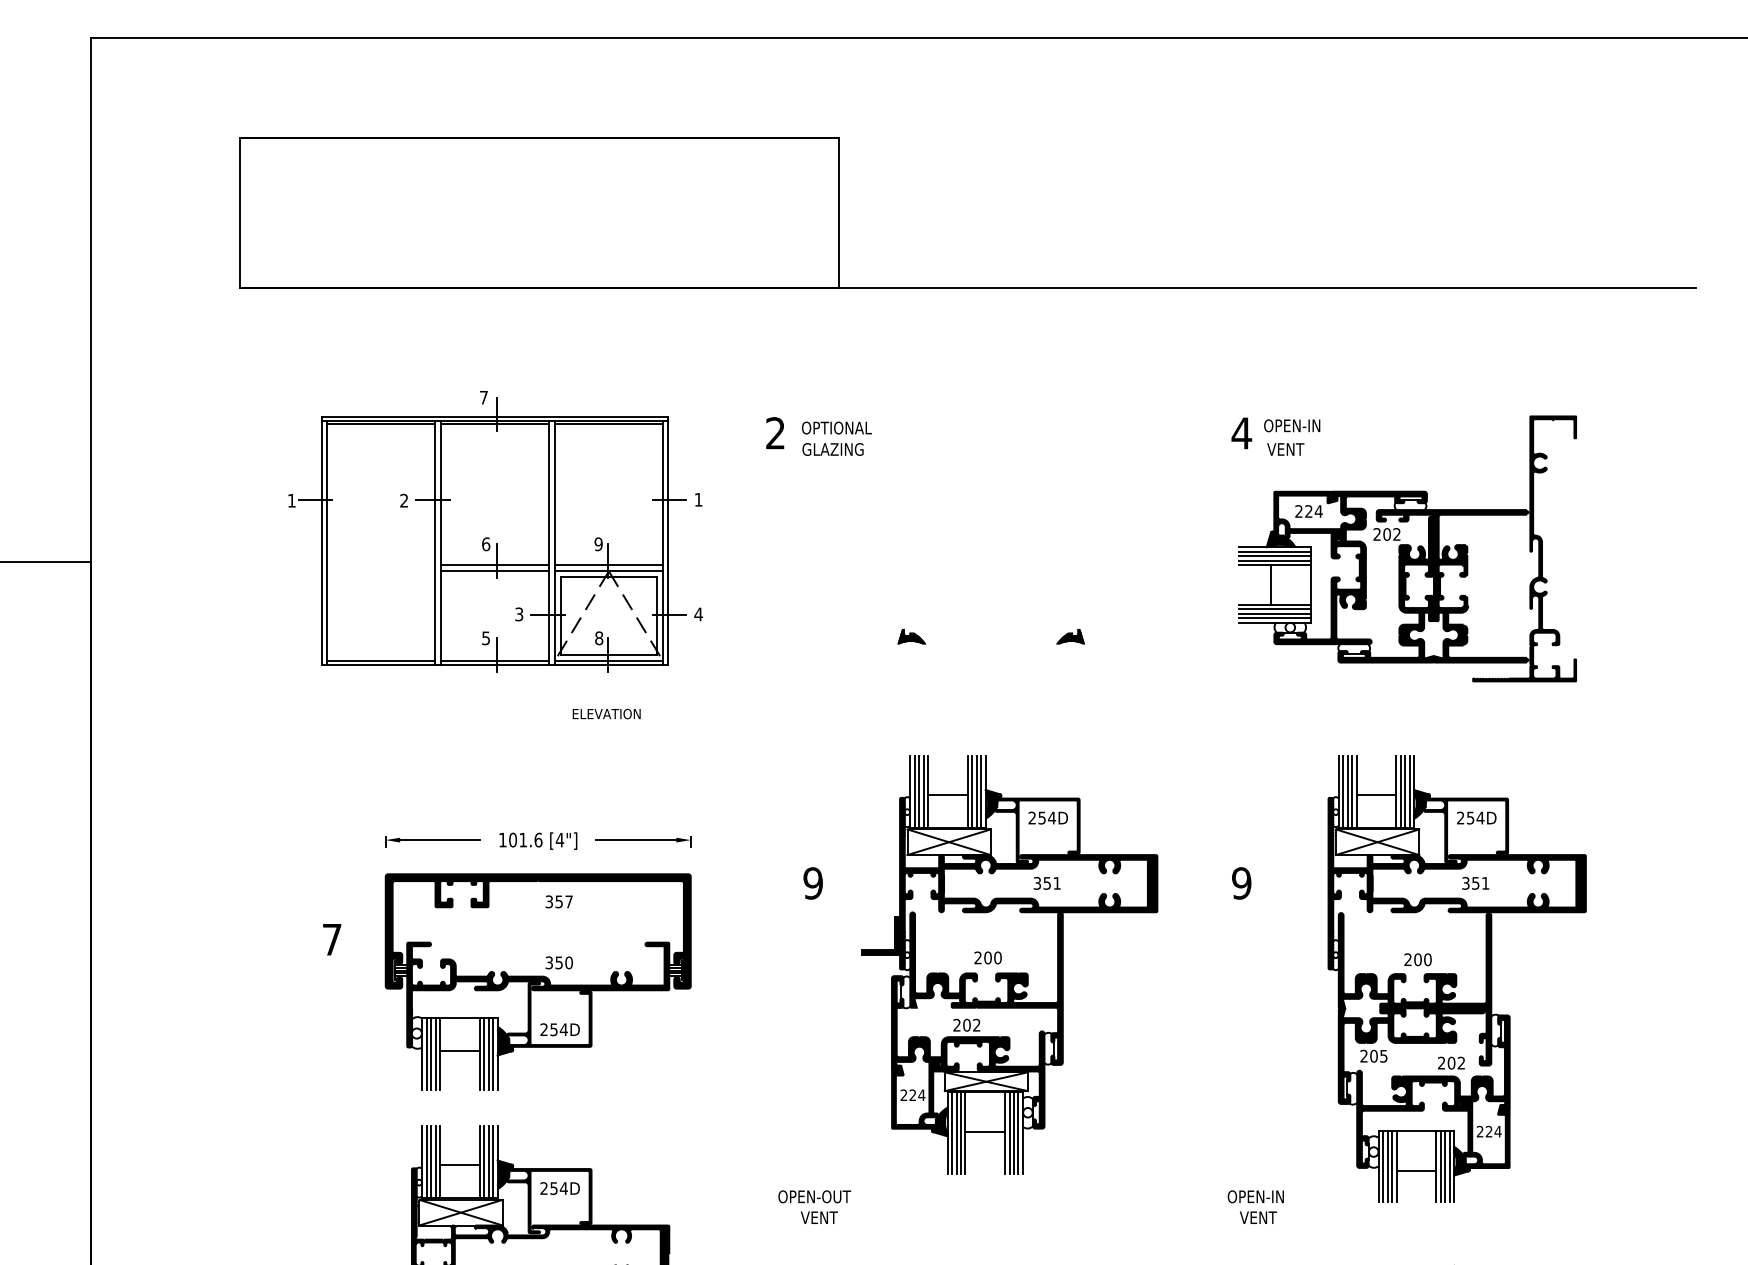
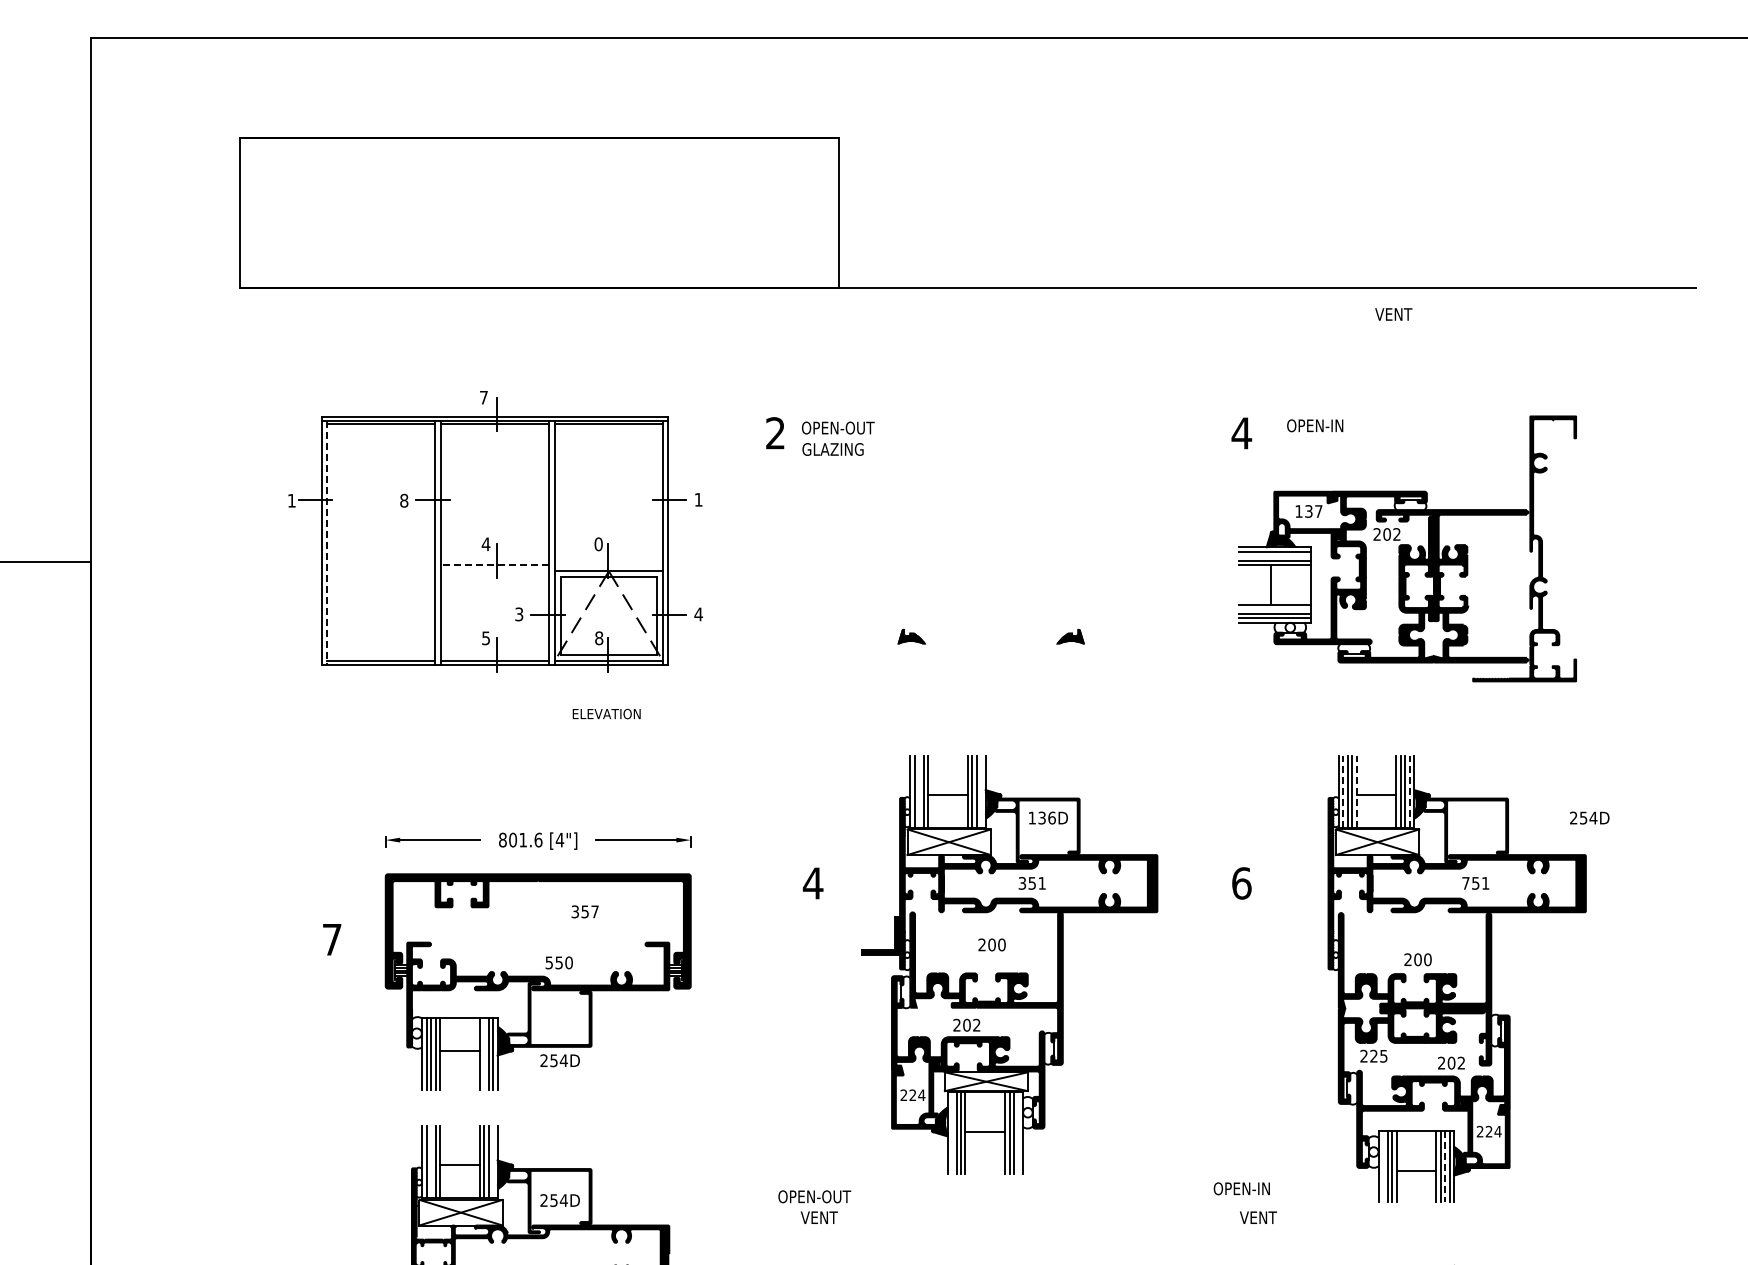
text position: (1292, 425) -> (1315, 425) (1315, 425)
text: OPTIONAL -> OPEN-OUT (847, 427)
text position: (1285, 449) -> (1393, 314) (1393, 314)
text: 2 -> 8 (404, 500)
text: 224 -> 137 (1308, 511)
line: solid -> dashed (326, 543)
text: 6 -> 4 (485, 544)
text: 9 -> 0 (598, 544)
line: present -> none (1275, 556)
line: solid -> dashed (494, 565)
line: present -> none (608, 565)
line: present -> none (494, 571)
line: present -> none (1275, 609)
line: present -> none (919, 791)
line: present -> none (981, 791)
line: solid -> dashed (1343, 791)
line: solid -> dashed (1356, 791)
line: solid -> dashed (1409, 791)
text: 254D -> 136D (1042, 817)
text position: (1476, 817) -> (1589, 817) (1589, 817)
text: 101.6 -> 801.6 (502, 839)
text: 9 -> 4 (812, 883)
text position: (1046, 883) -> (1031, 883) (1031, 883)
text: 9 -> 6 (1241, 883)
text: 351 -> 751 (1465, 883)
text position: (558, 901) -> (584, 911) (584, 911)
text position: (987, 957) -> (991, 944) (991, 944)
text: 350 -> 550 (549, 962)
text position: (559, 1029) -> (559, 1060) (559, 1060)
line: present -> none (484, 1053)
text: 205 -> 225 (1373, 1055)
line: present -> none (952, 1132)
line: present -> none (1018, 1132)
line: present -> none (431, 1161)
line: present -> none (493, 1161)
line: present -> none (1383, 1166)
line: solid -> dashed (1445, 1166)
text position: (559, 1188) -> (559, 1200) (559, 1200)
text position: (1255, 1196) -> (1241, 1188) (1241, 1188)
